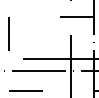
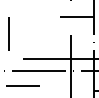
line position: (25, 90) -> (22, 85) (22, 85)
